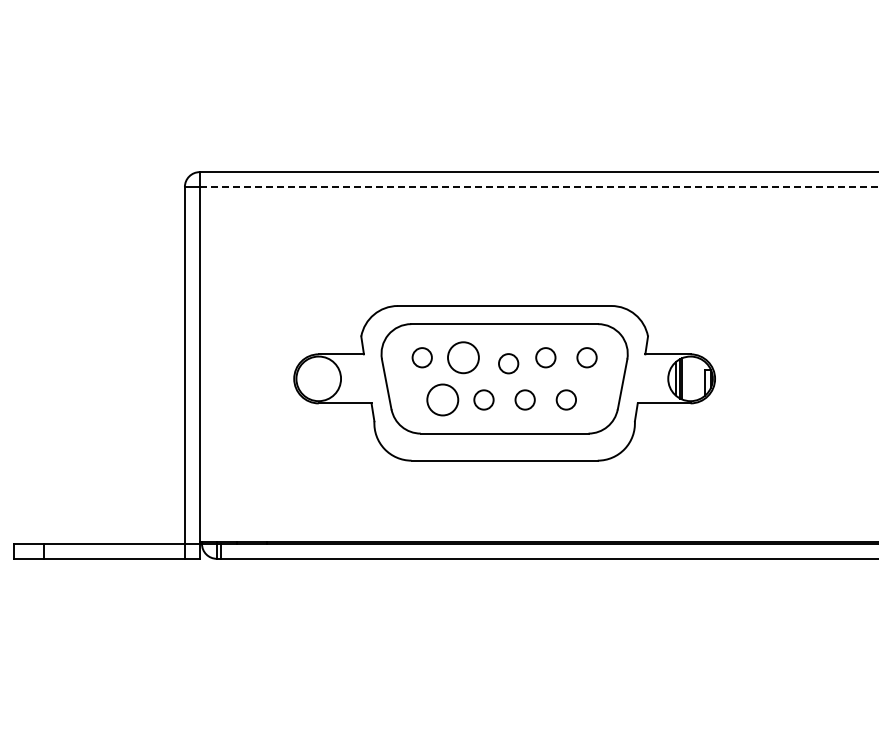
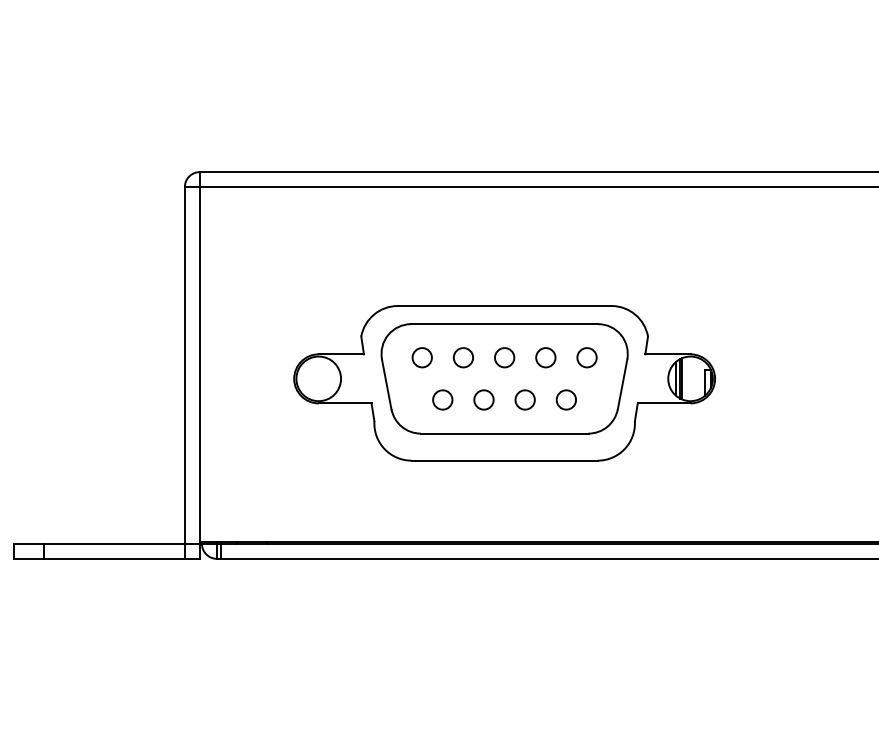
line: dashed -> solid (539, 187)
circle diameter: 31 px -> 19 px (463, 357)
circle position: (508, 363) -> (504, 357) (504, 357)
circle diameter: 31 px -> 19 px (442, 399)
